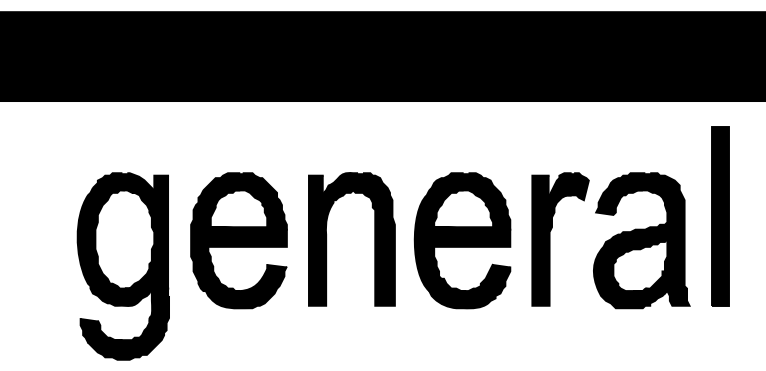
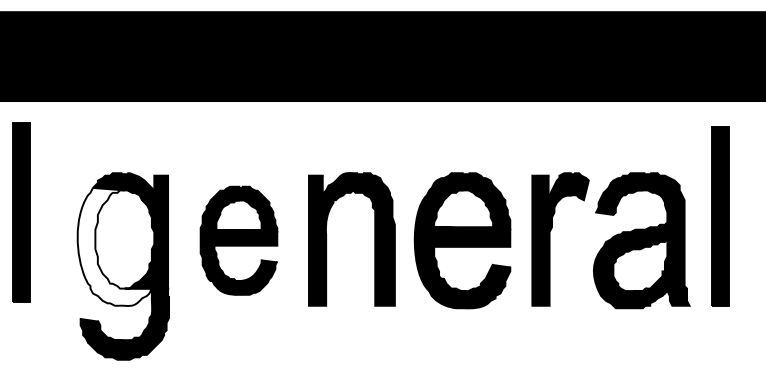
part: none -> present (21, 212)
part size: 98x138 px -> 80x111 px (238, 240)
fill: present -> none (123, 246)
